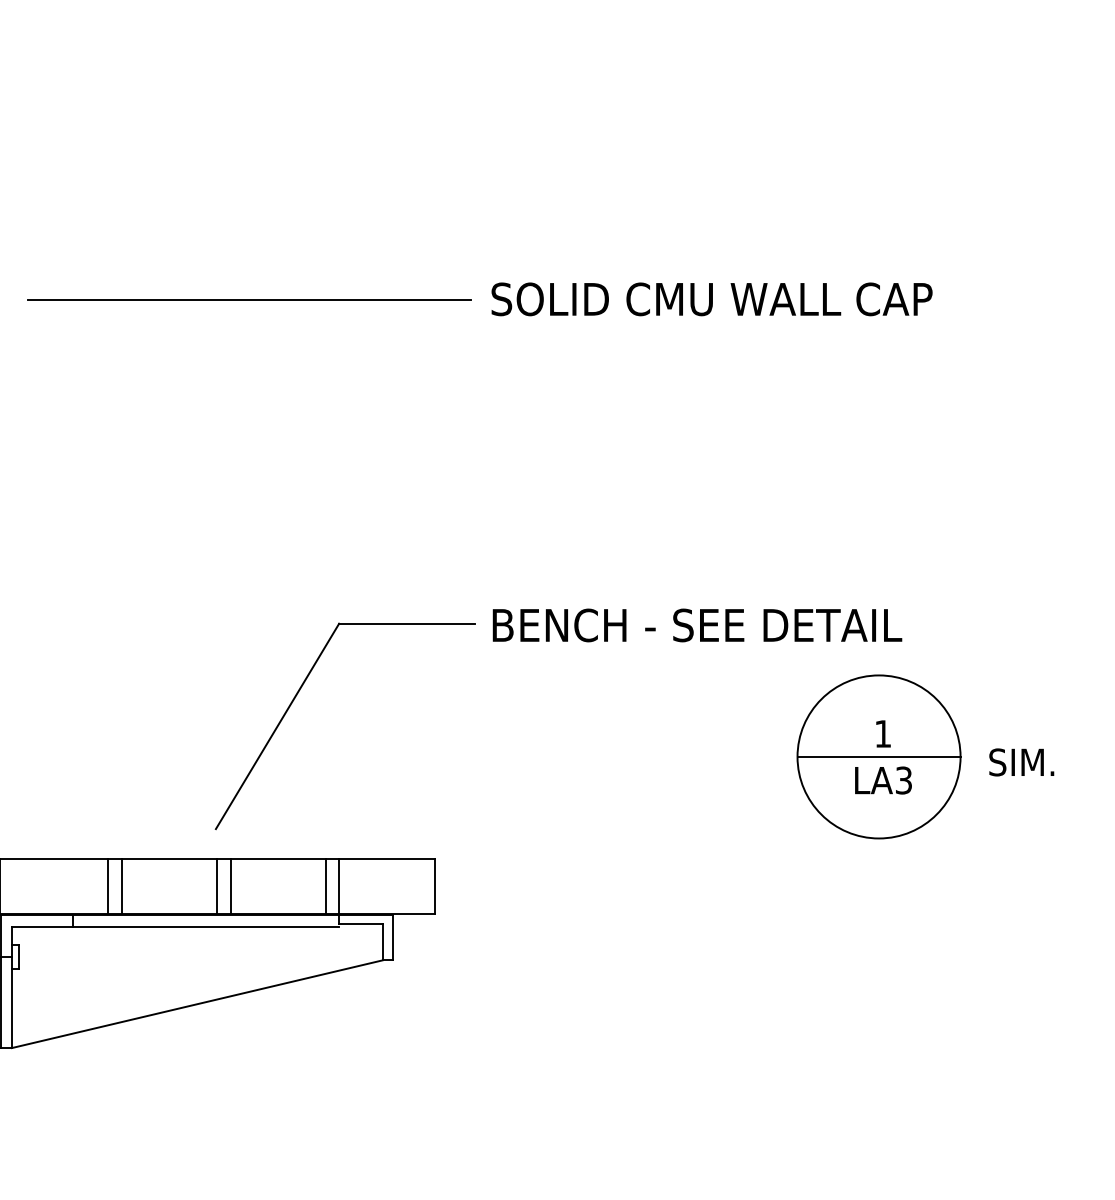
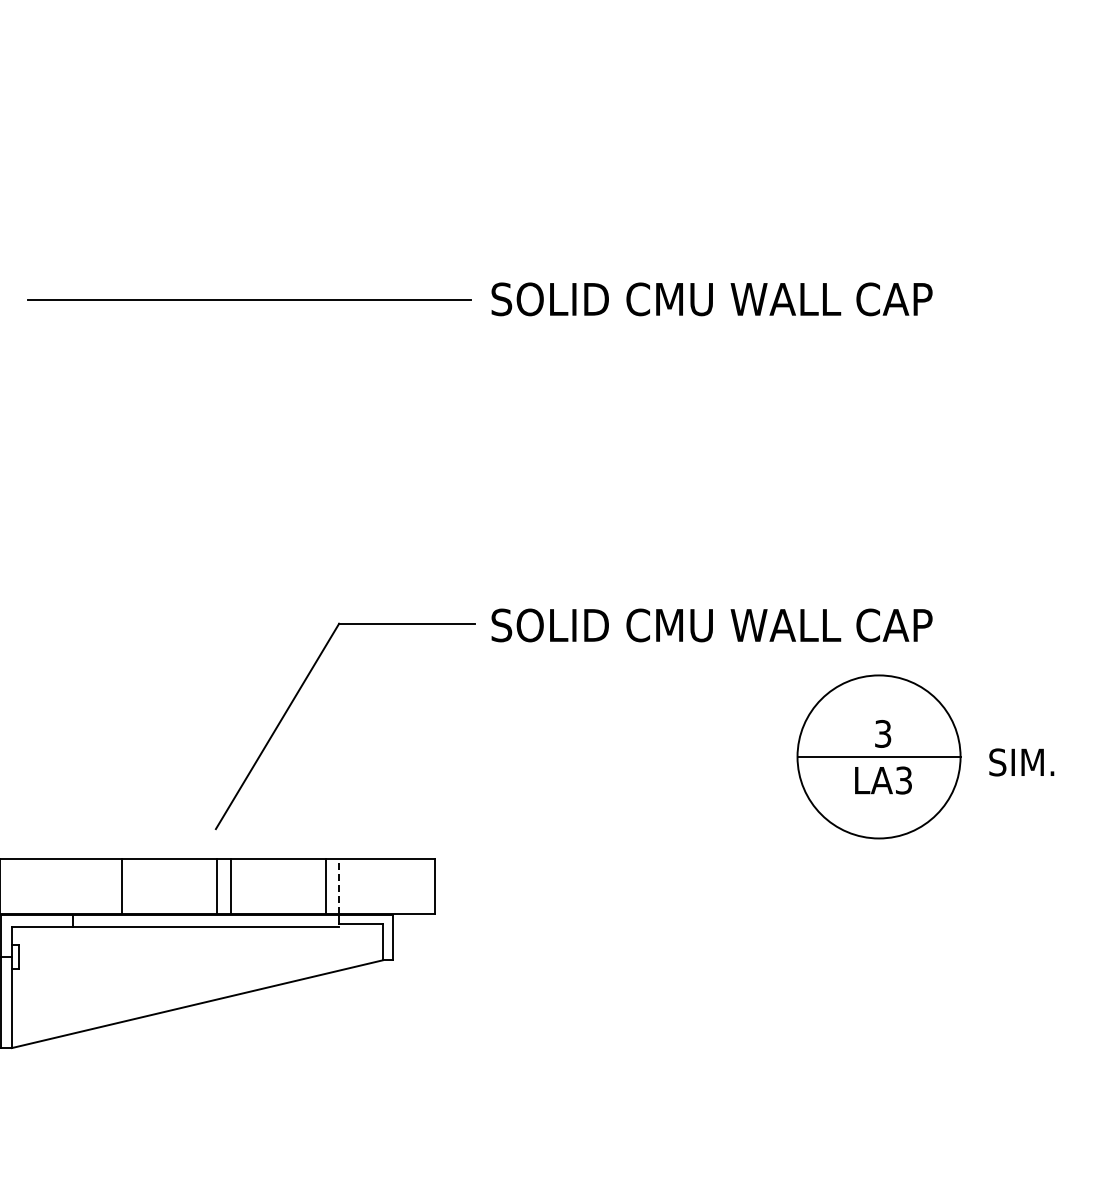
text: BENCH - SEE DETAIL -> SOLID CMU WALL CAP (711, 625)
text: 1 -> 3 (883, 733)
line: solid -> dashed (339, 885)
line: present -> none (108, 886)
